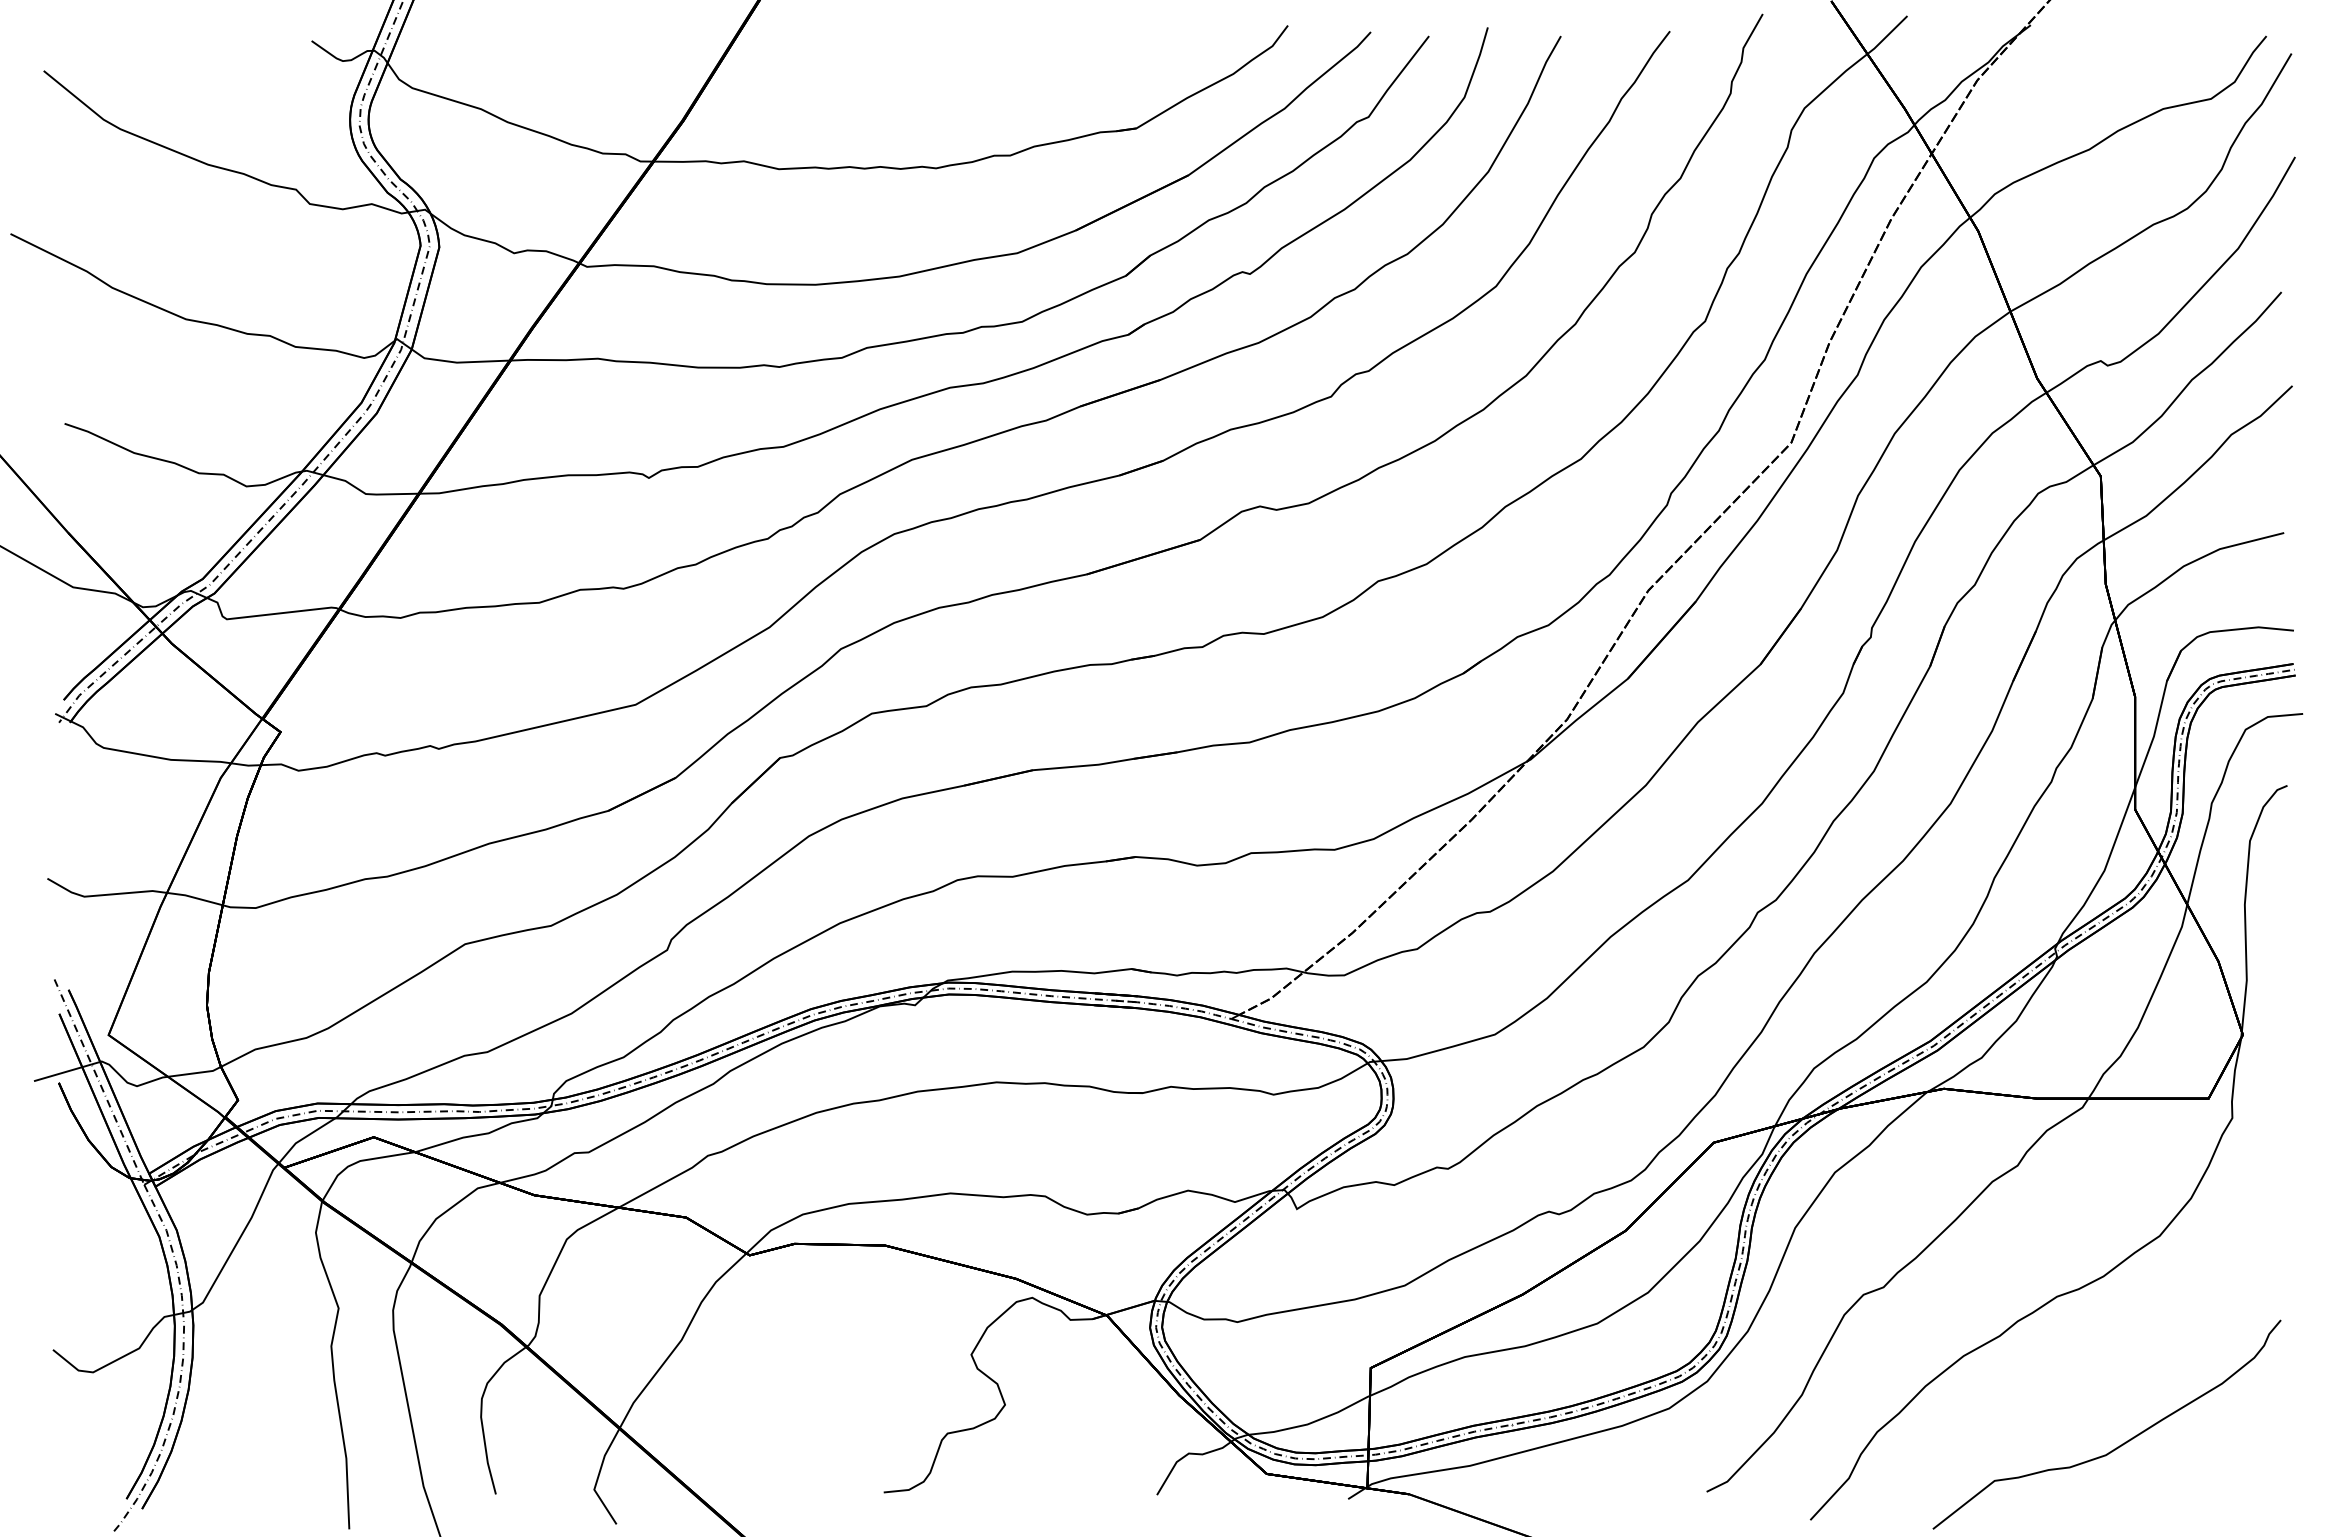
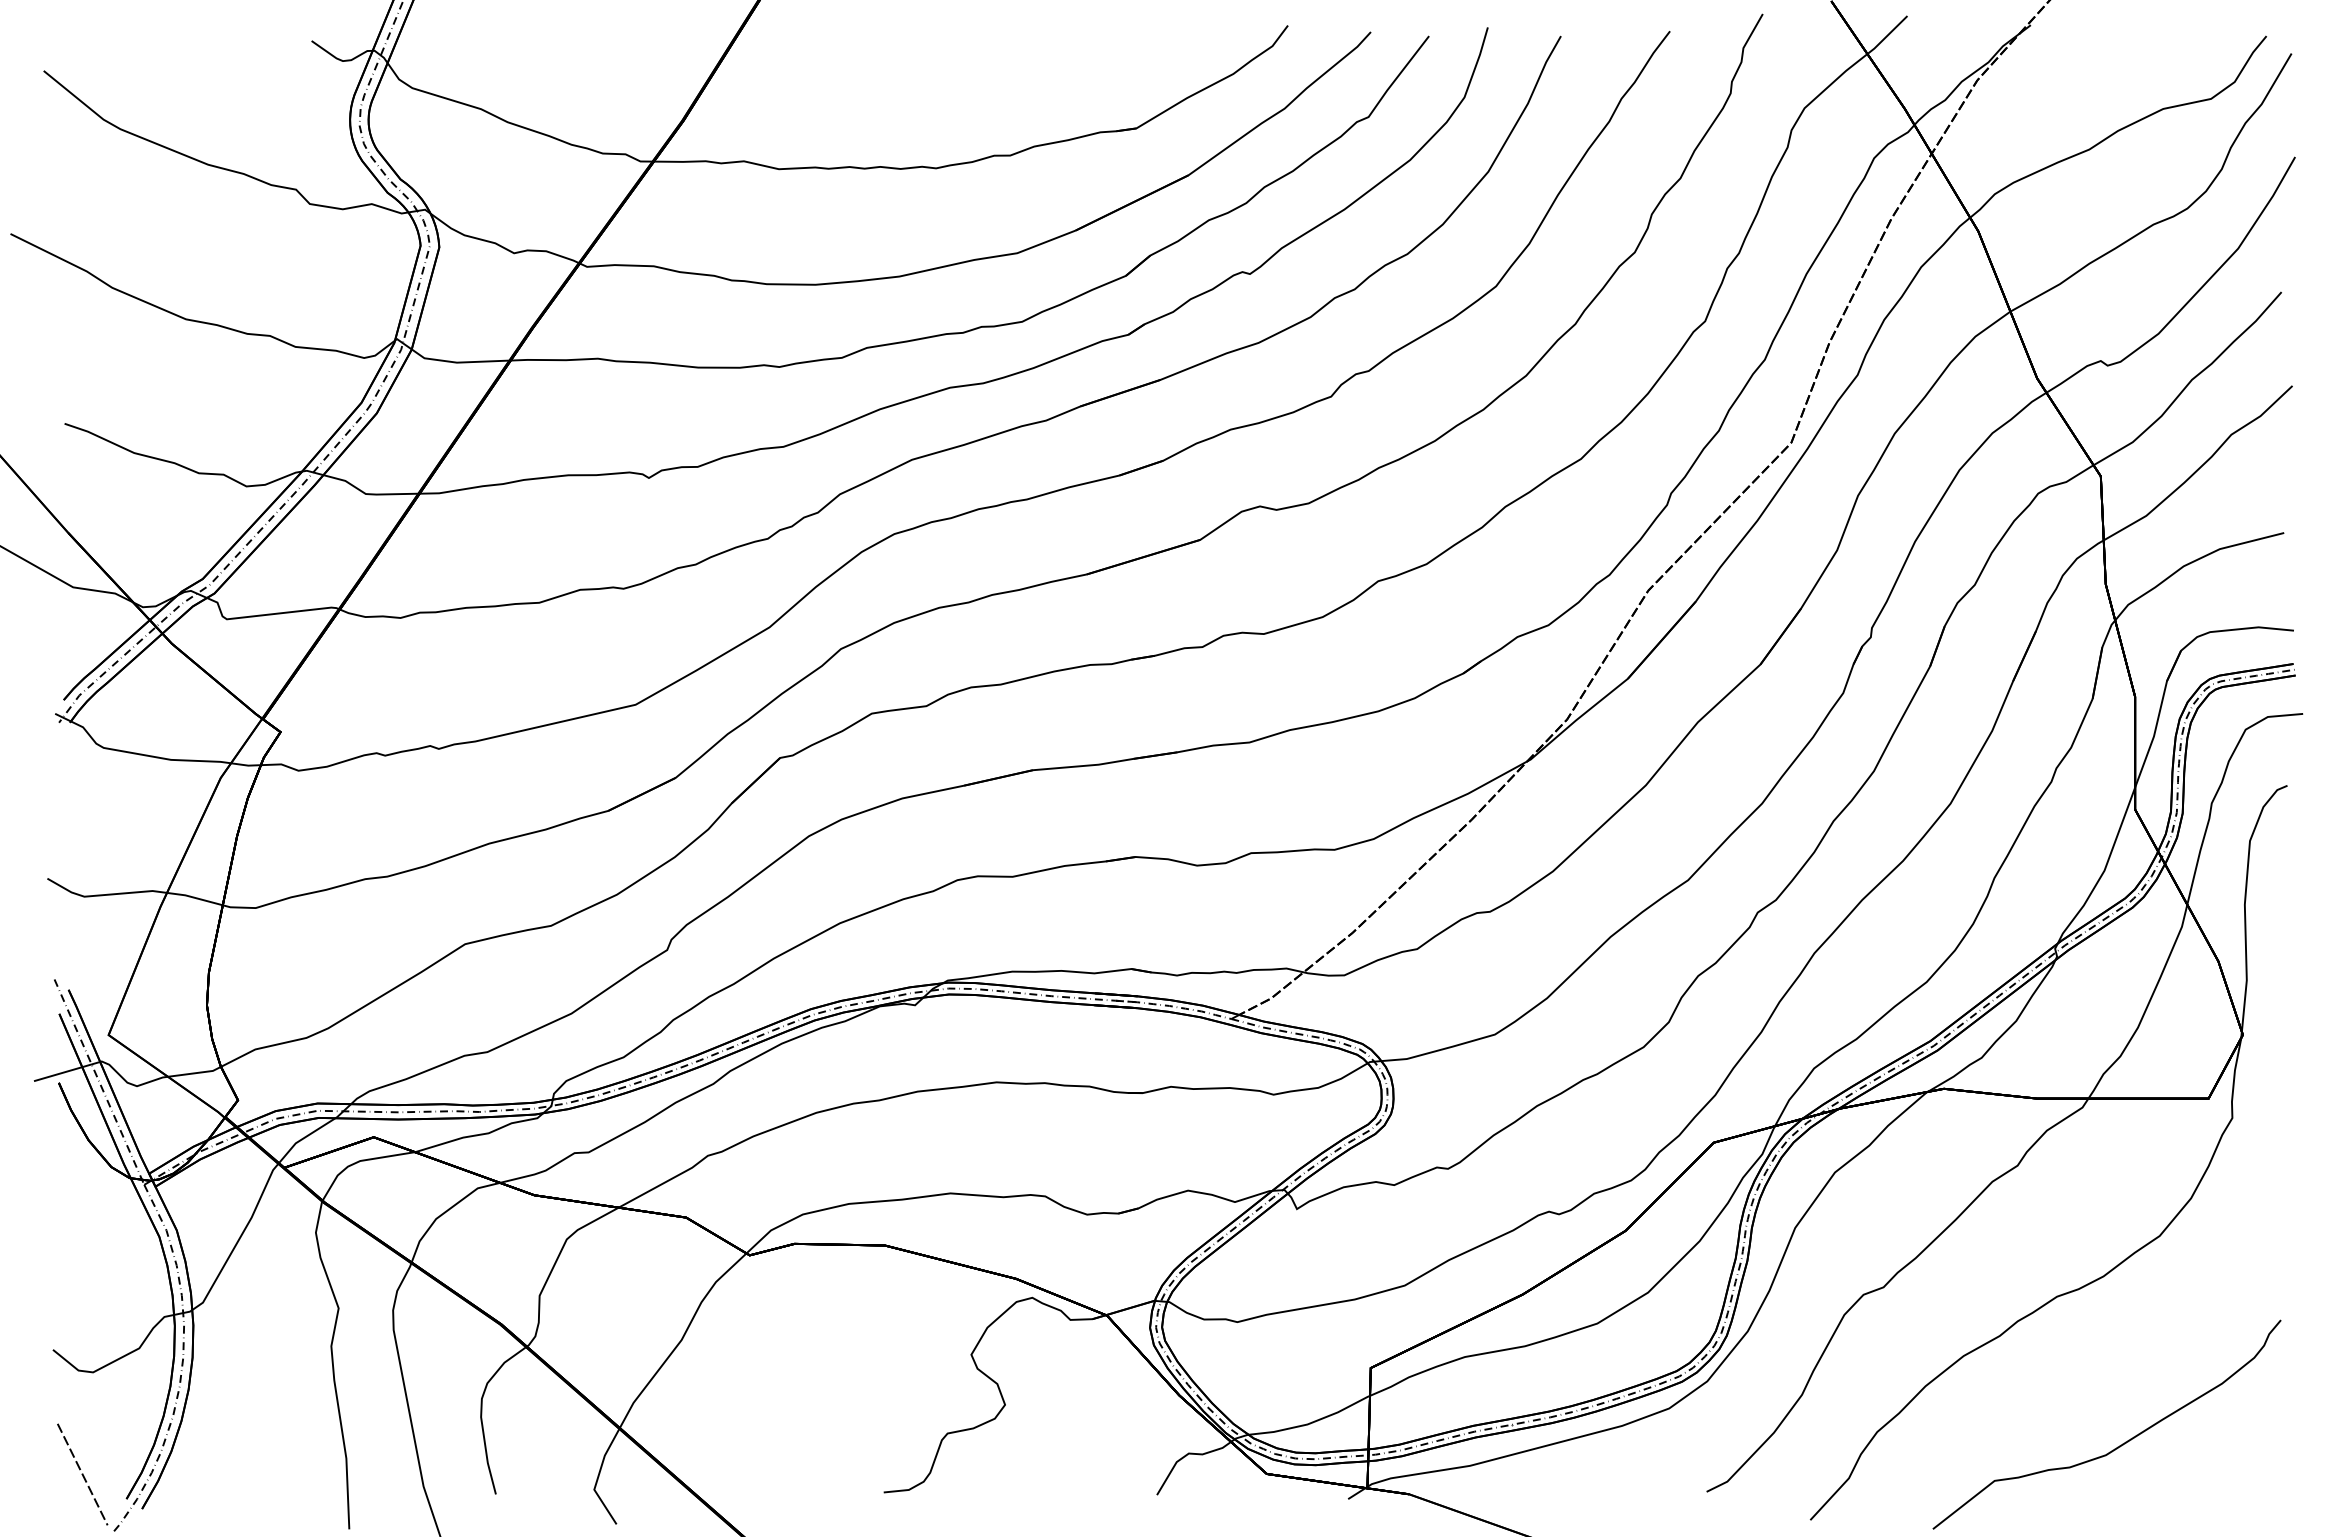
line: none -> present (82, 1474)
